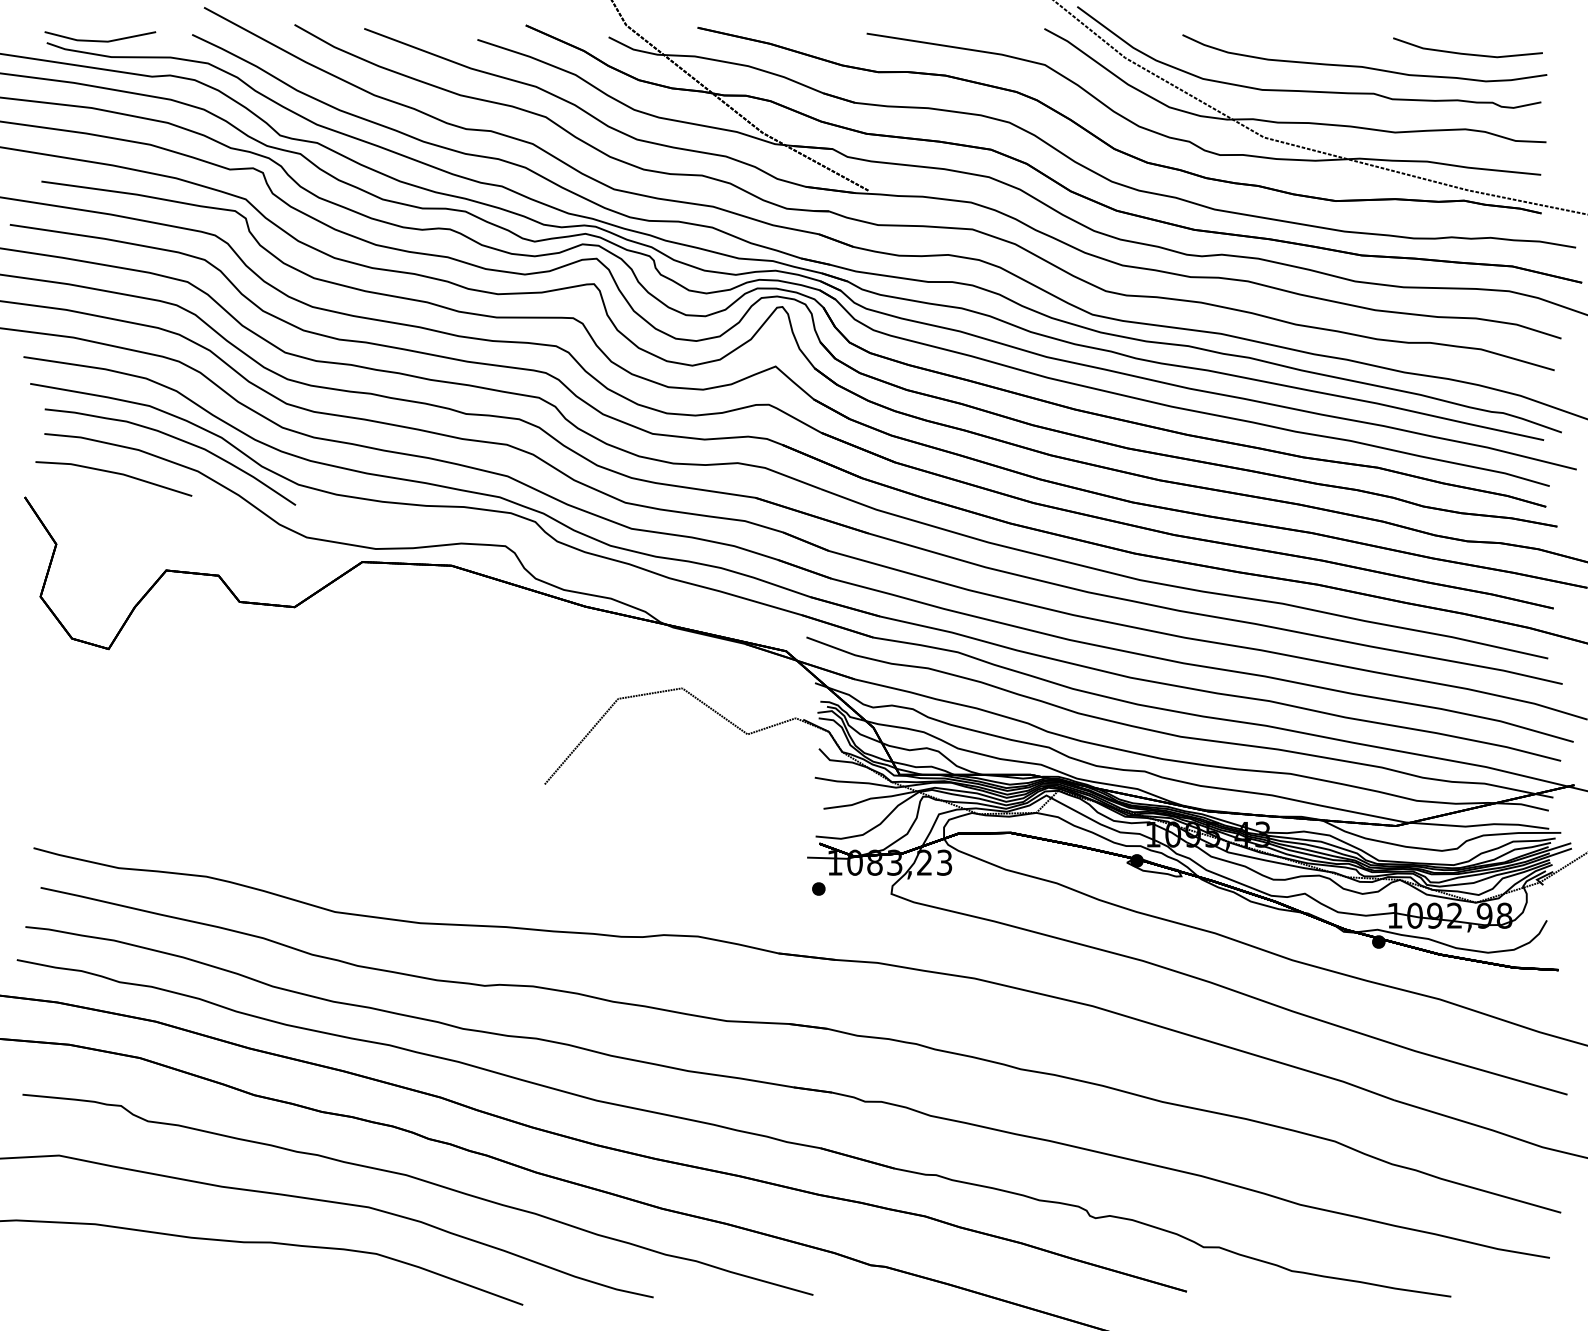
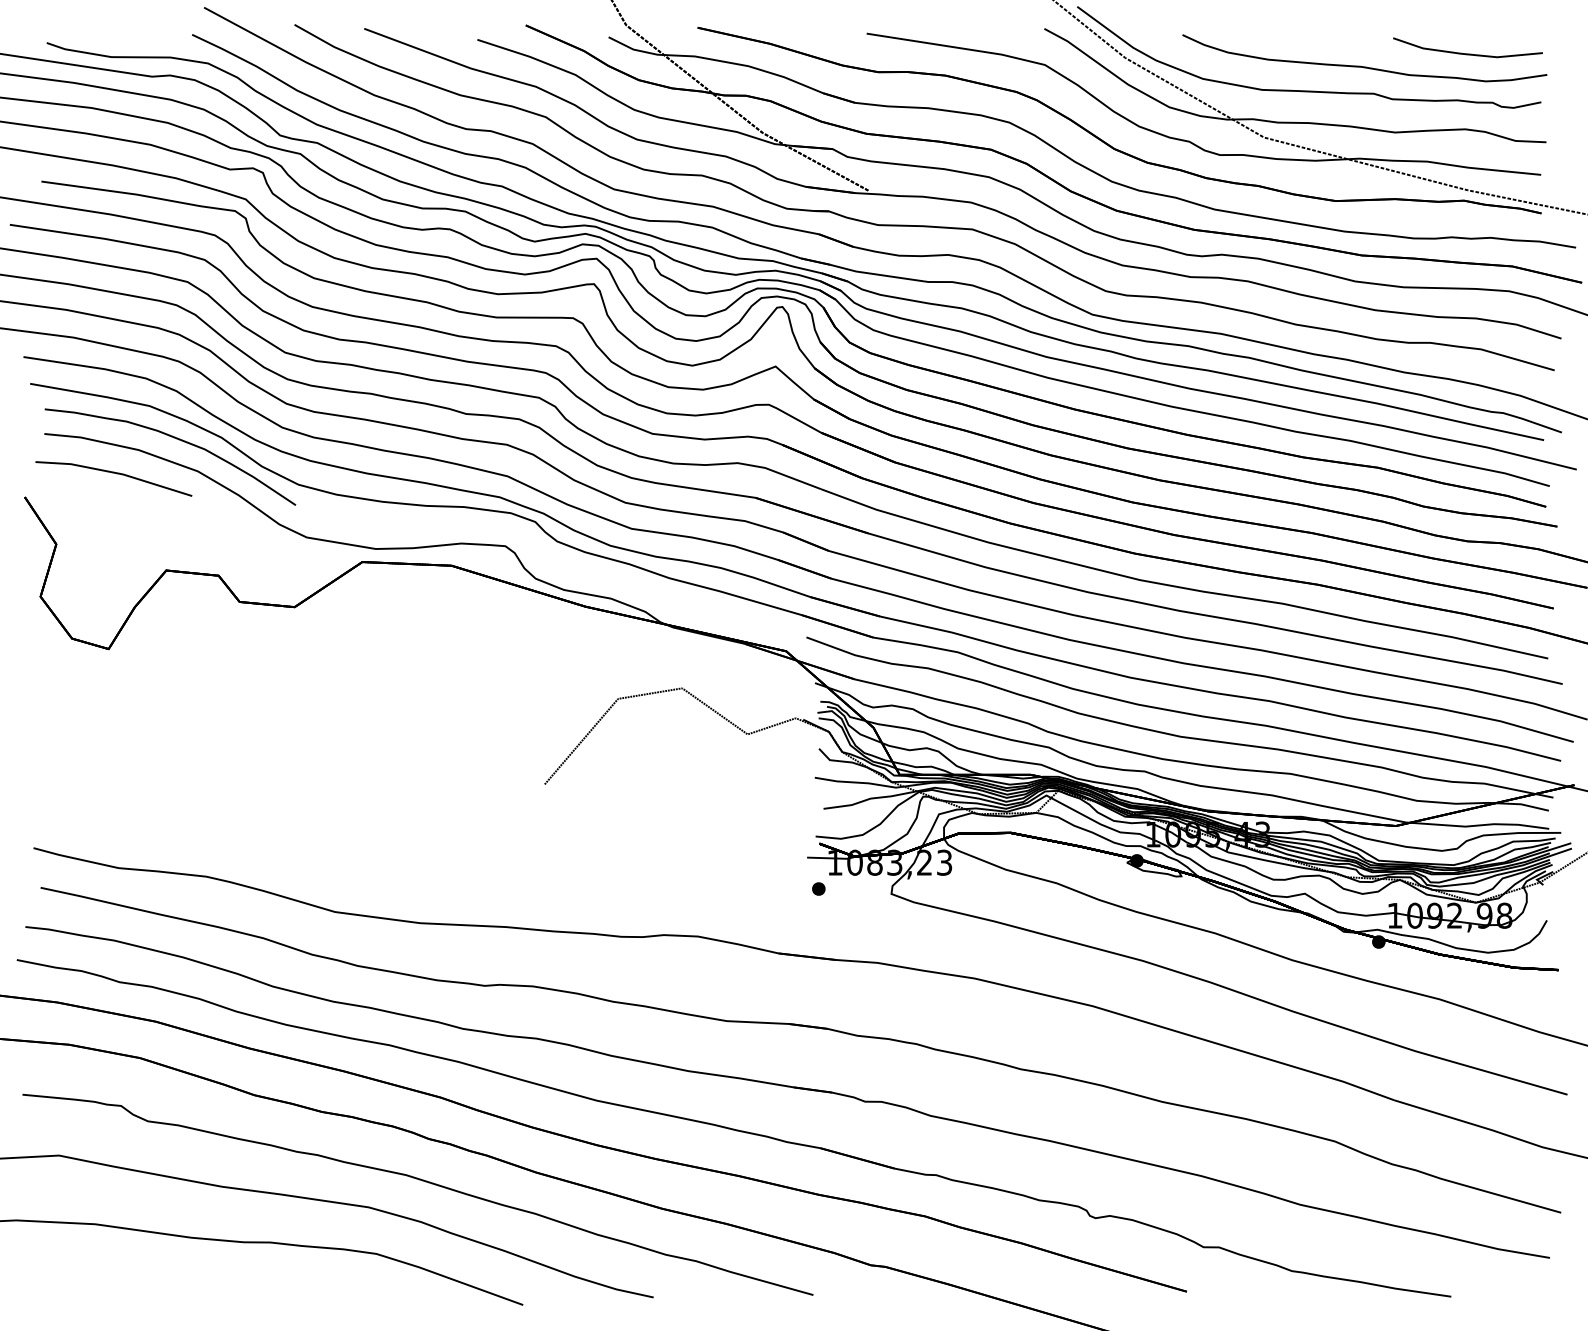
line: present -> none (100, 40)
